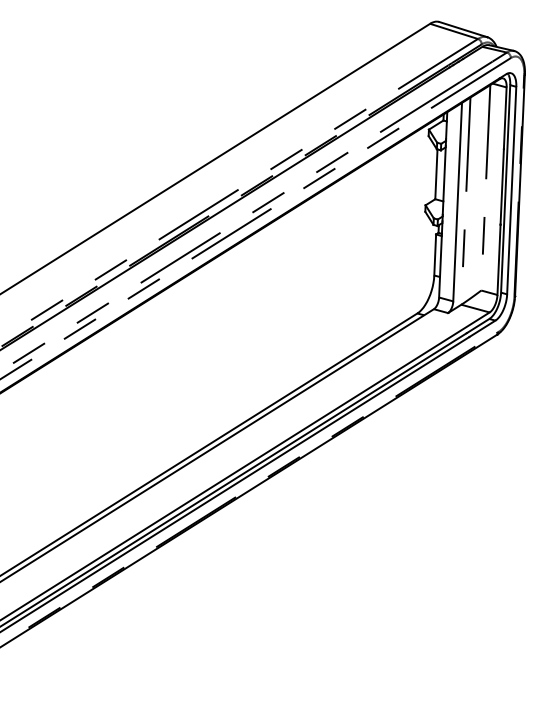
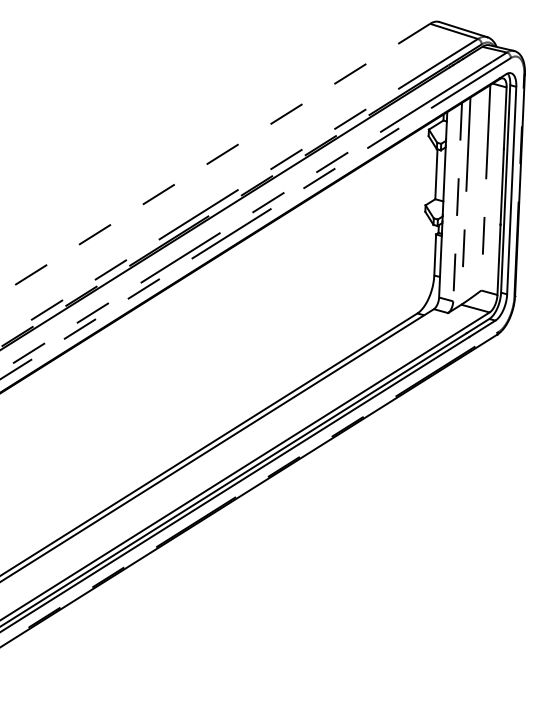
line: solid -> dashed (215, 159)
line: solid -> dashed (457, 202)
